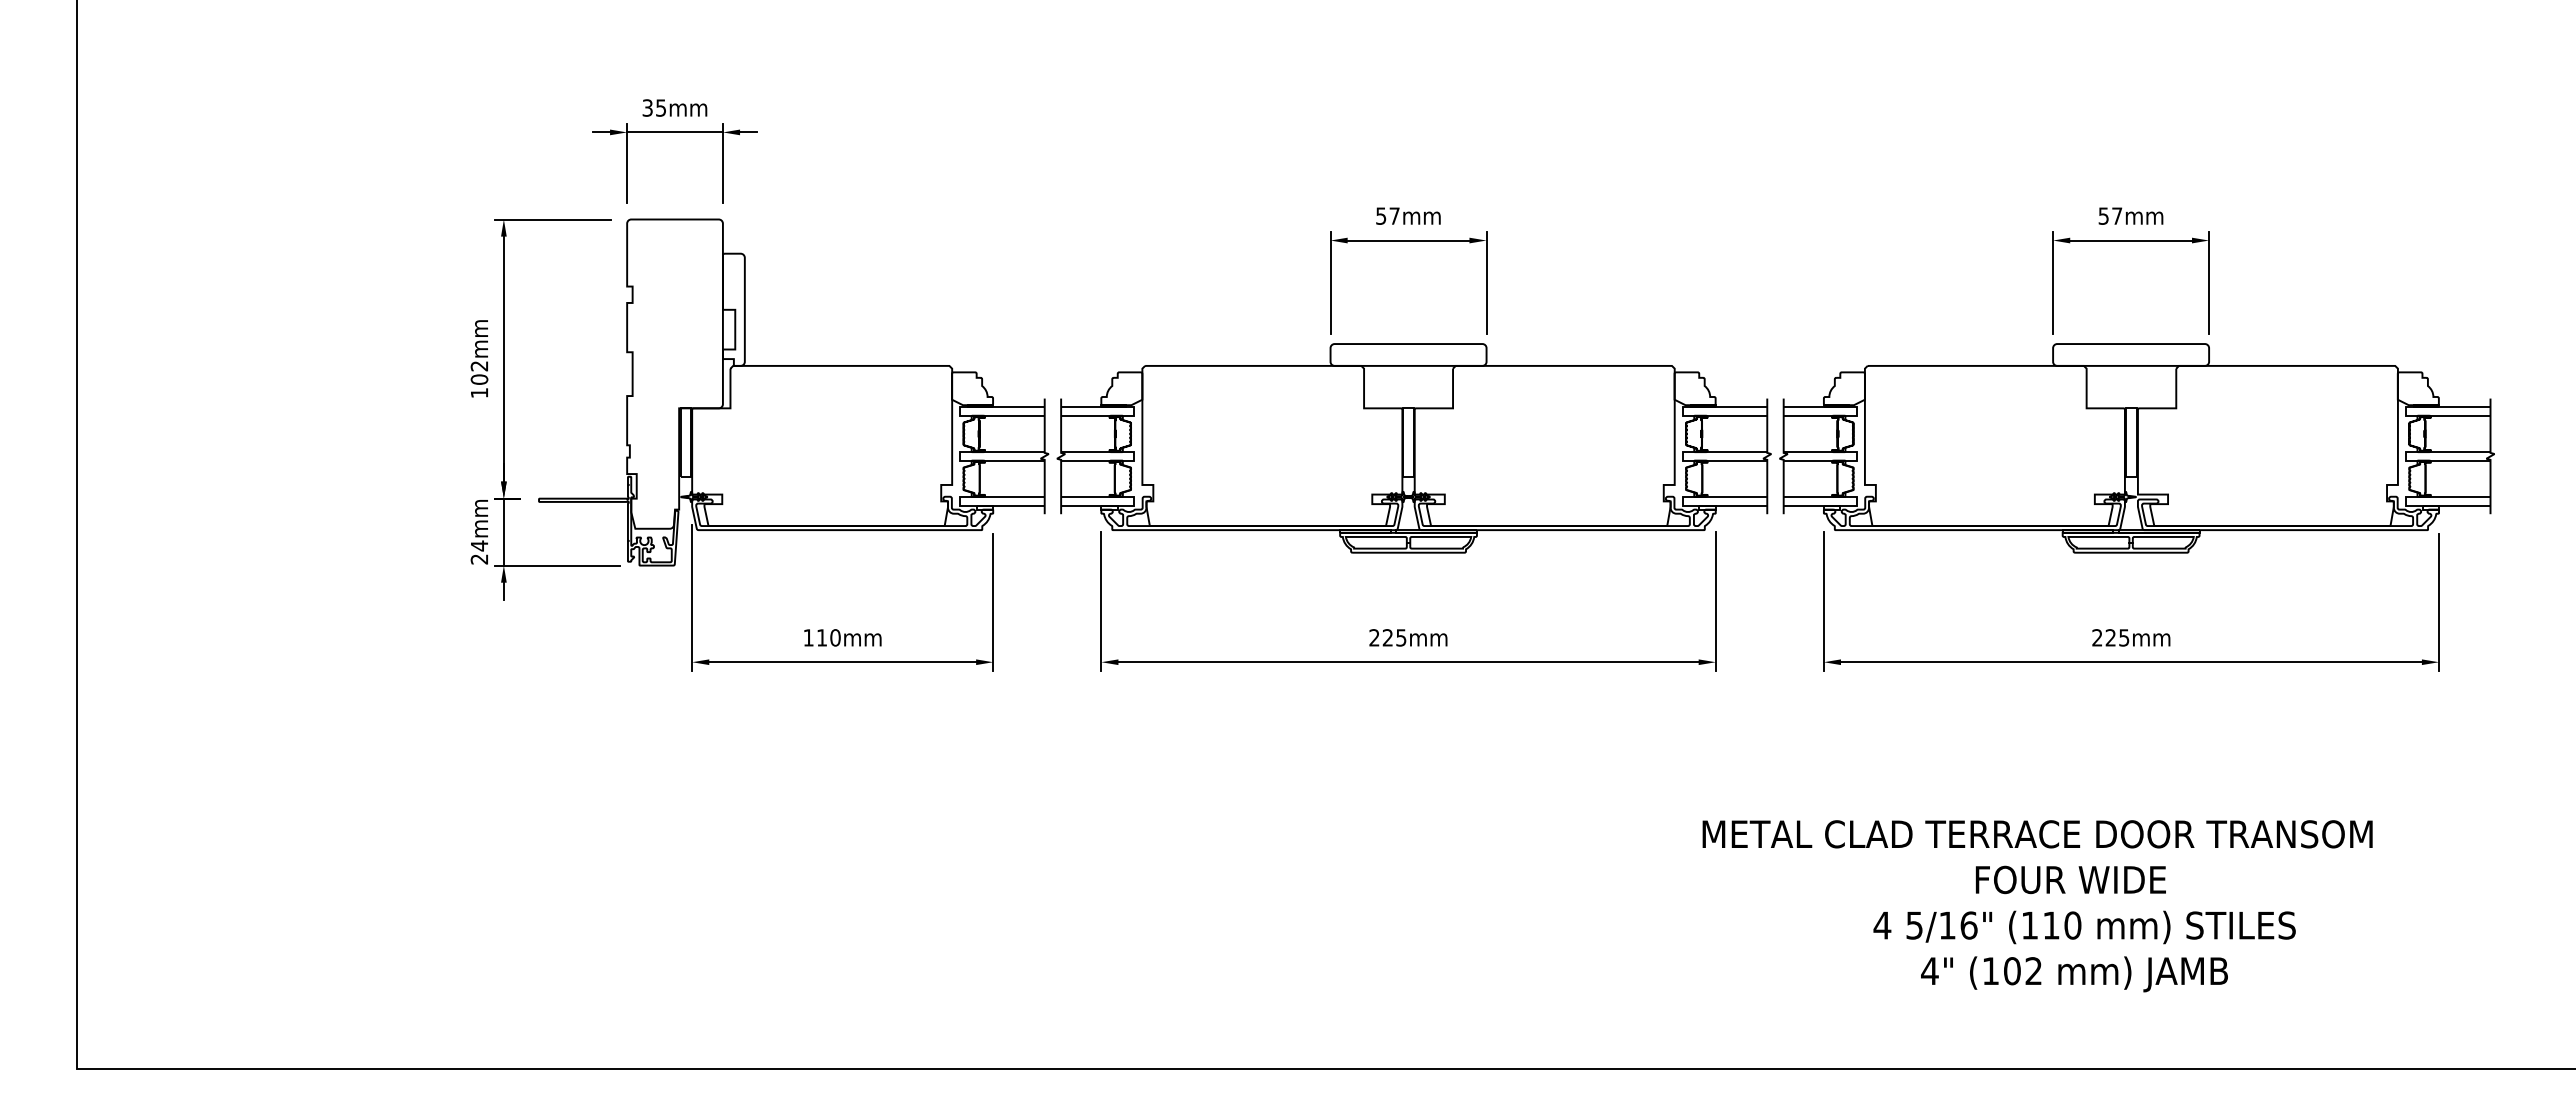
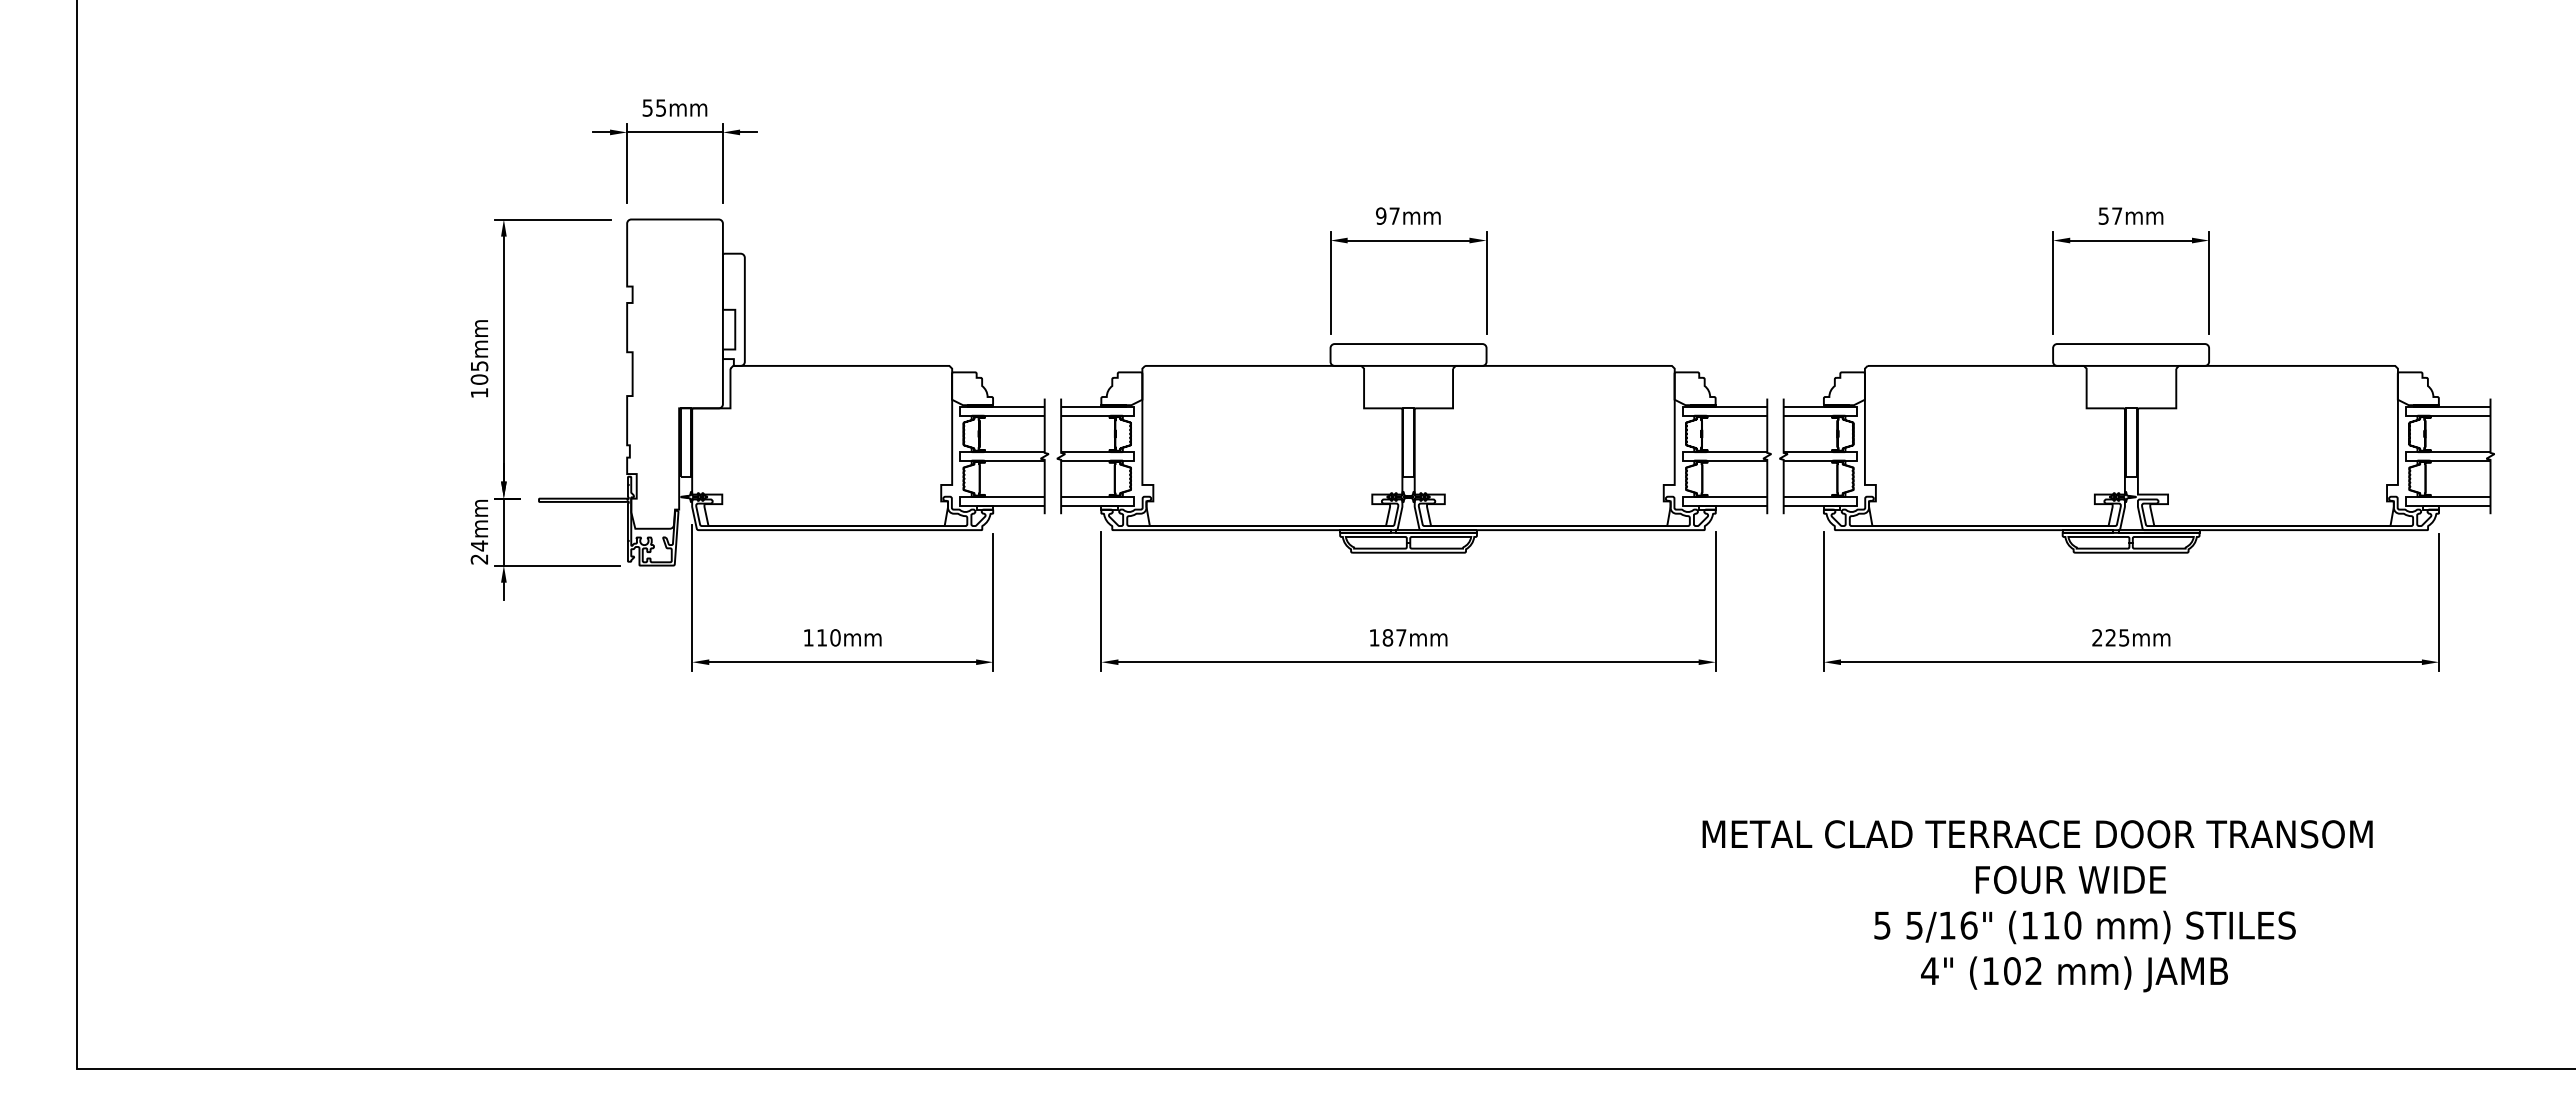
text: 35mm -> 55mm (647, 107)
text: 57mm -> 97mm (1381, 215)
text: 102mm -> 105mm (479, 366)
text: 225mm -> 187mm (1387, 637)
text: 4 -> 5 (1882, 925)
